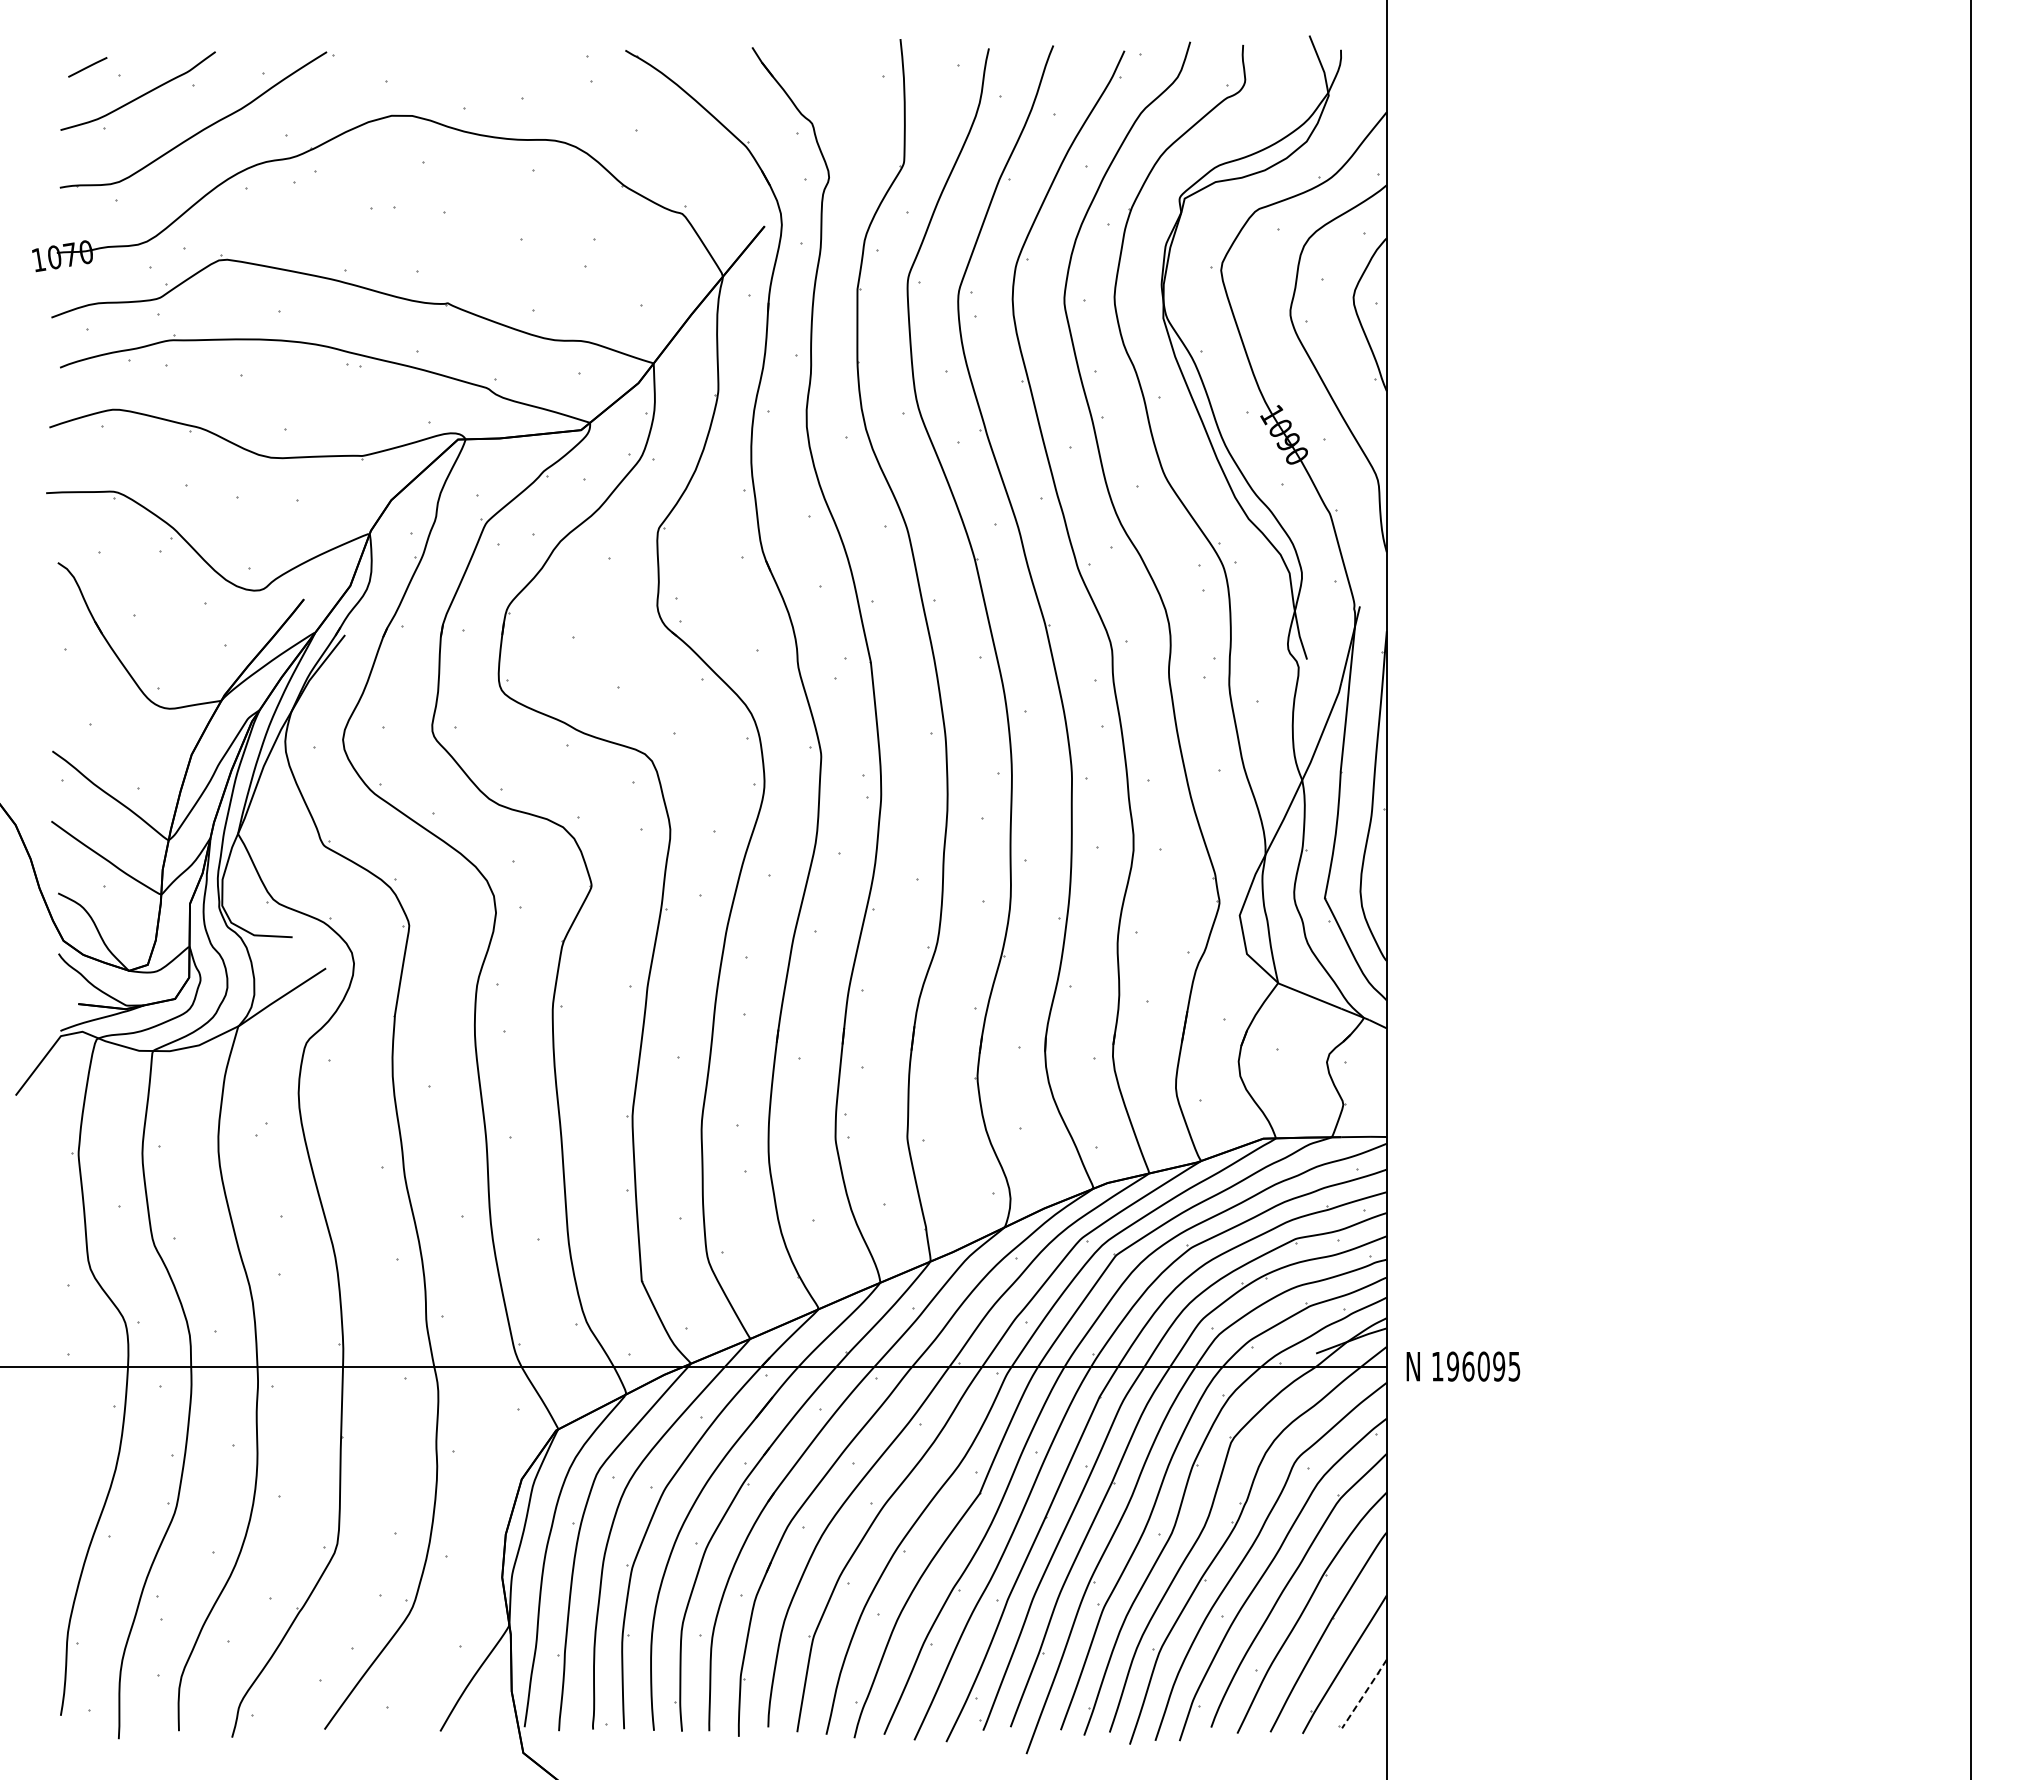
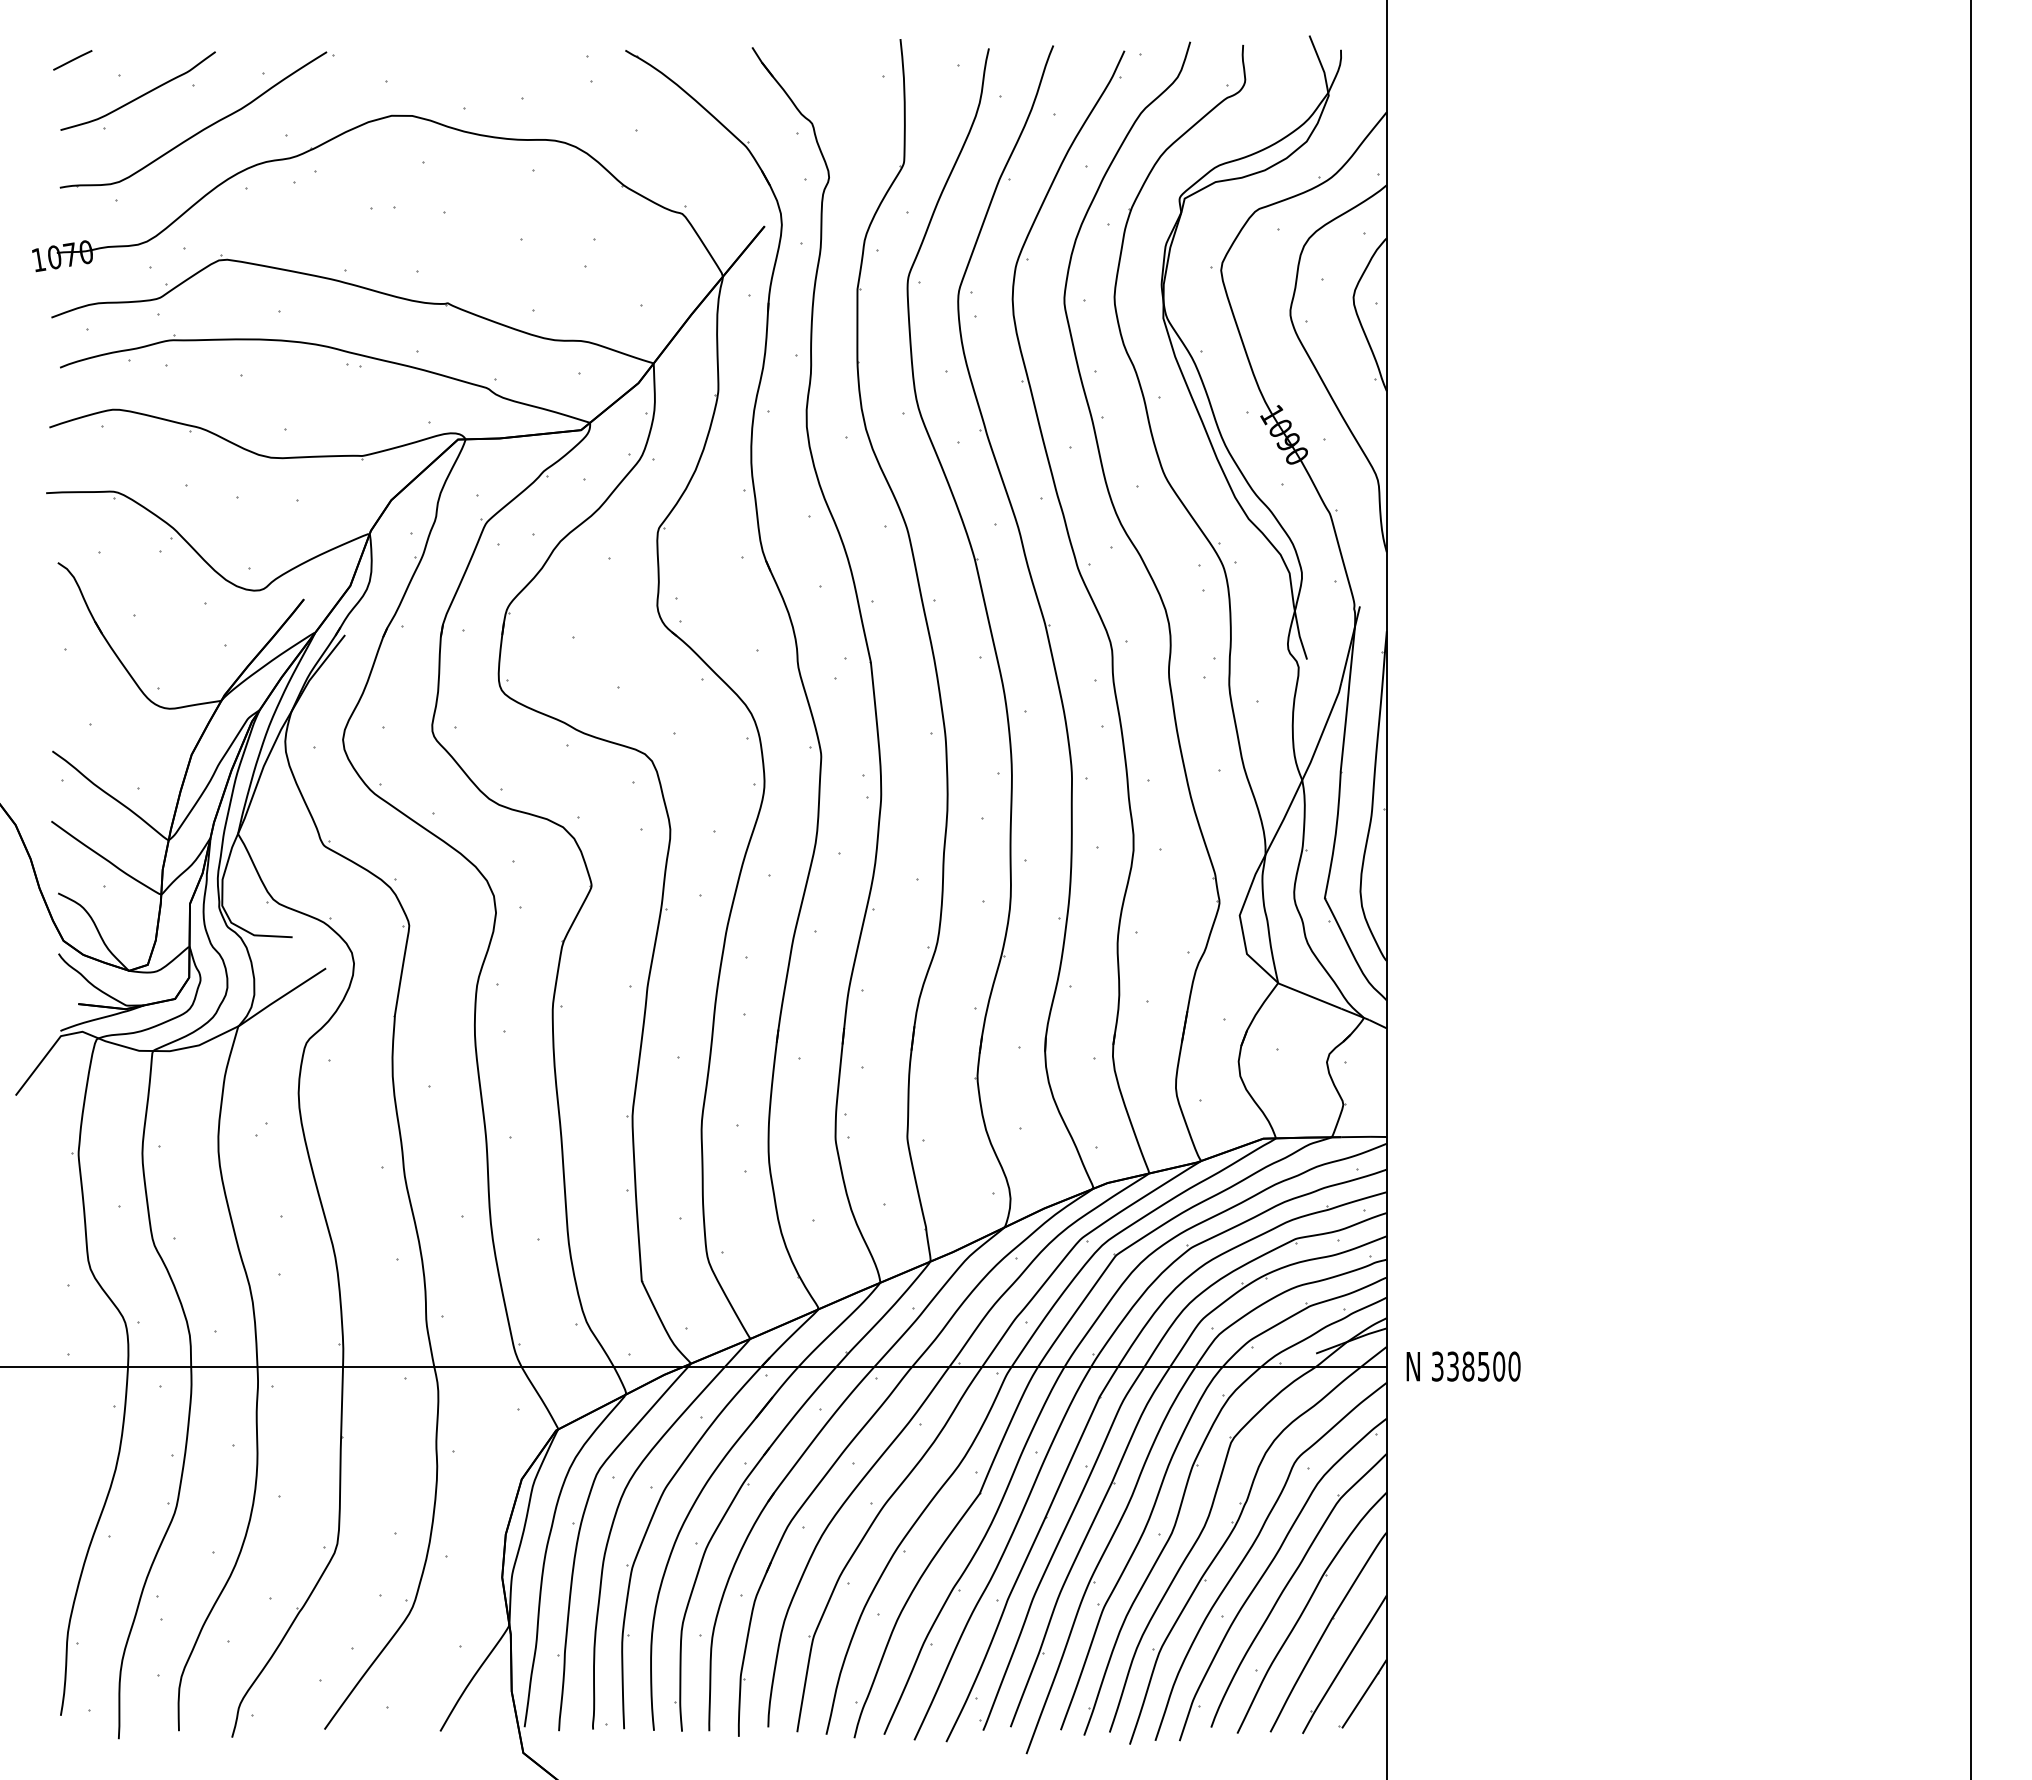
line position: (87, 67) -> (72, 60) (72, 60)
text: 196095 -> 338500 (1476, 1366)
line: dashed -> solid (1365, 1692)
